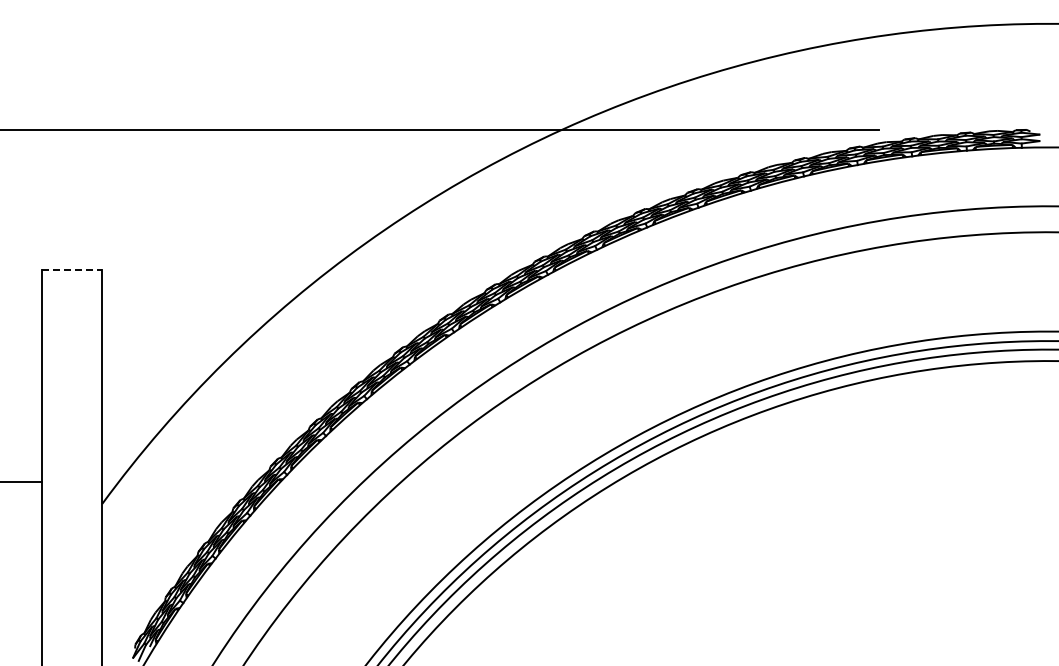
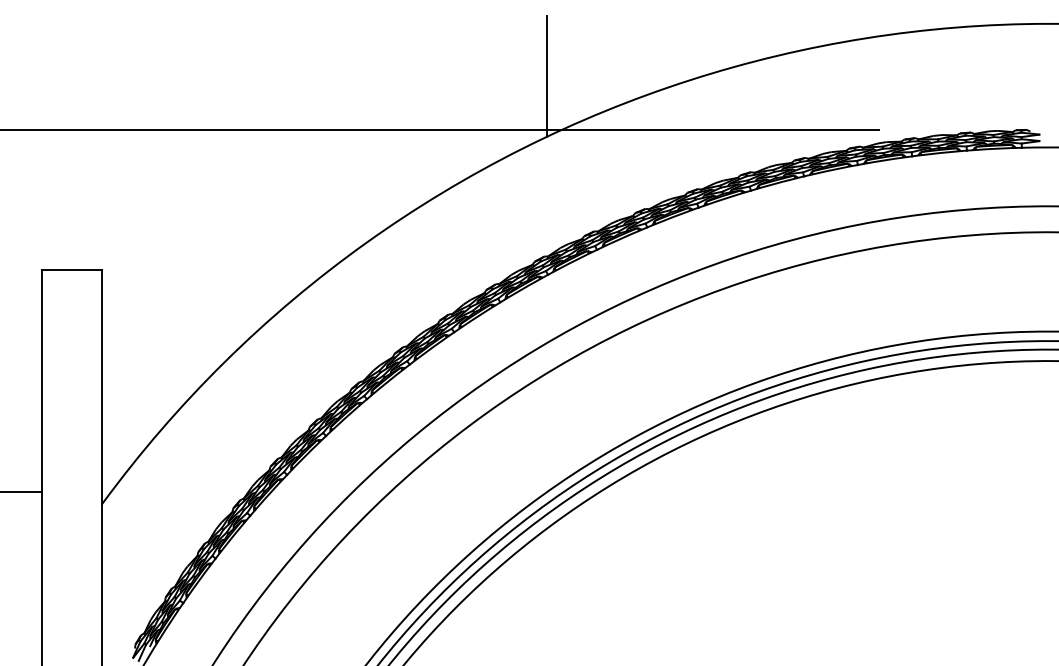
line: none -> present (547, 76)
line: dashed -> solid (72, 270)
line position: (21, 481) -> (21, 491) (21, 491)
